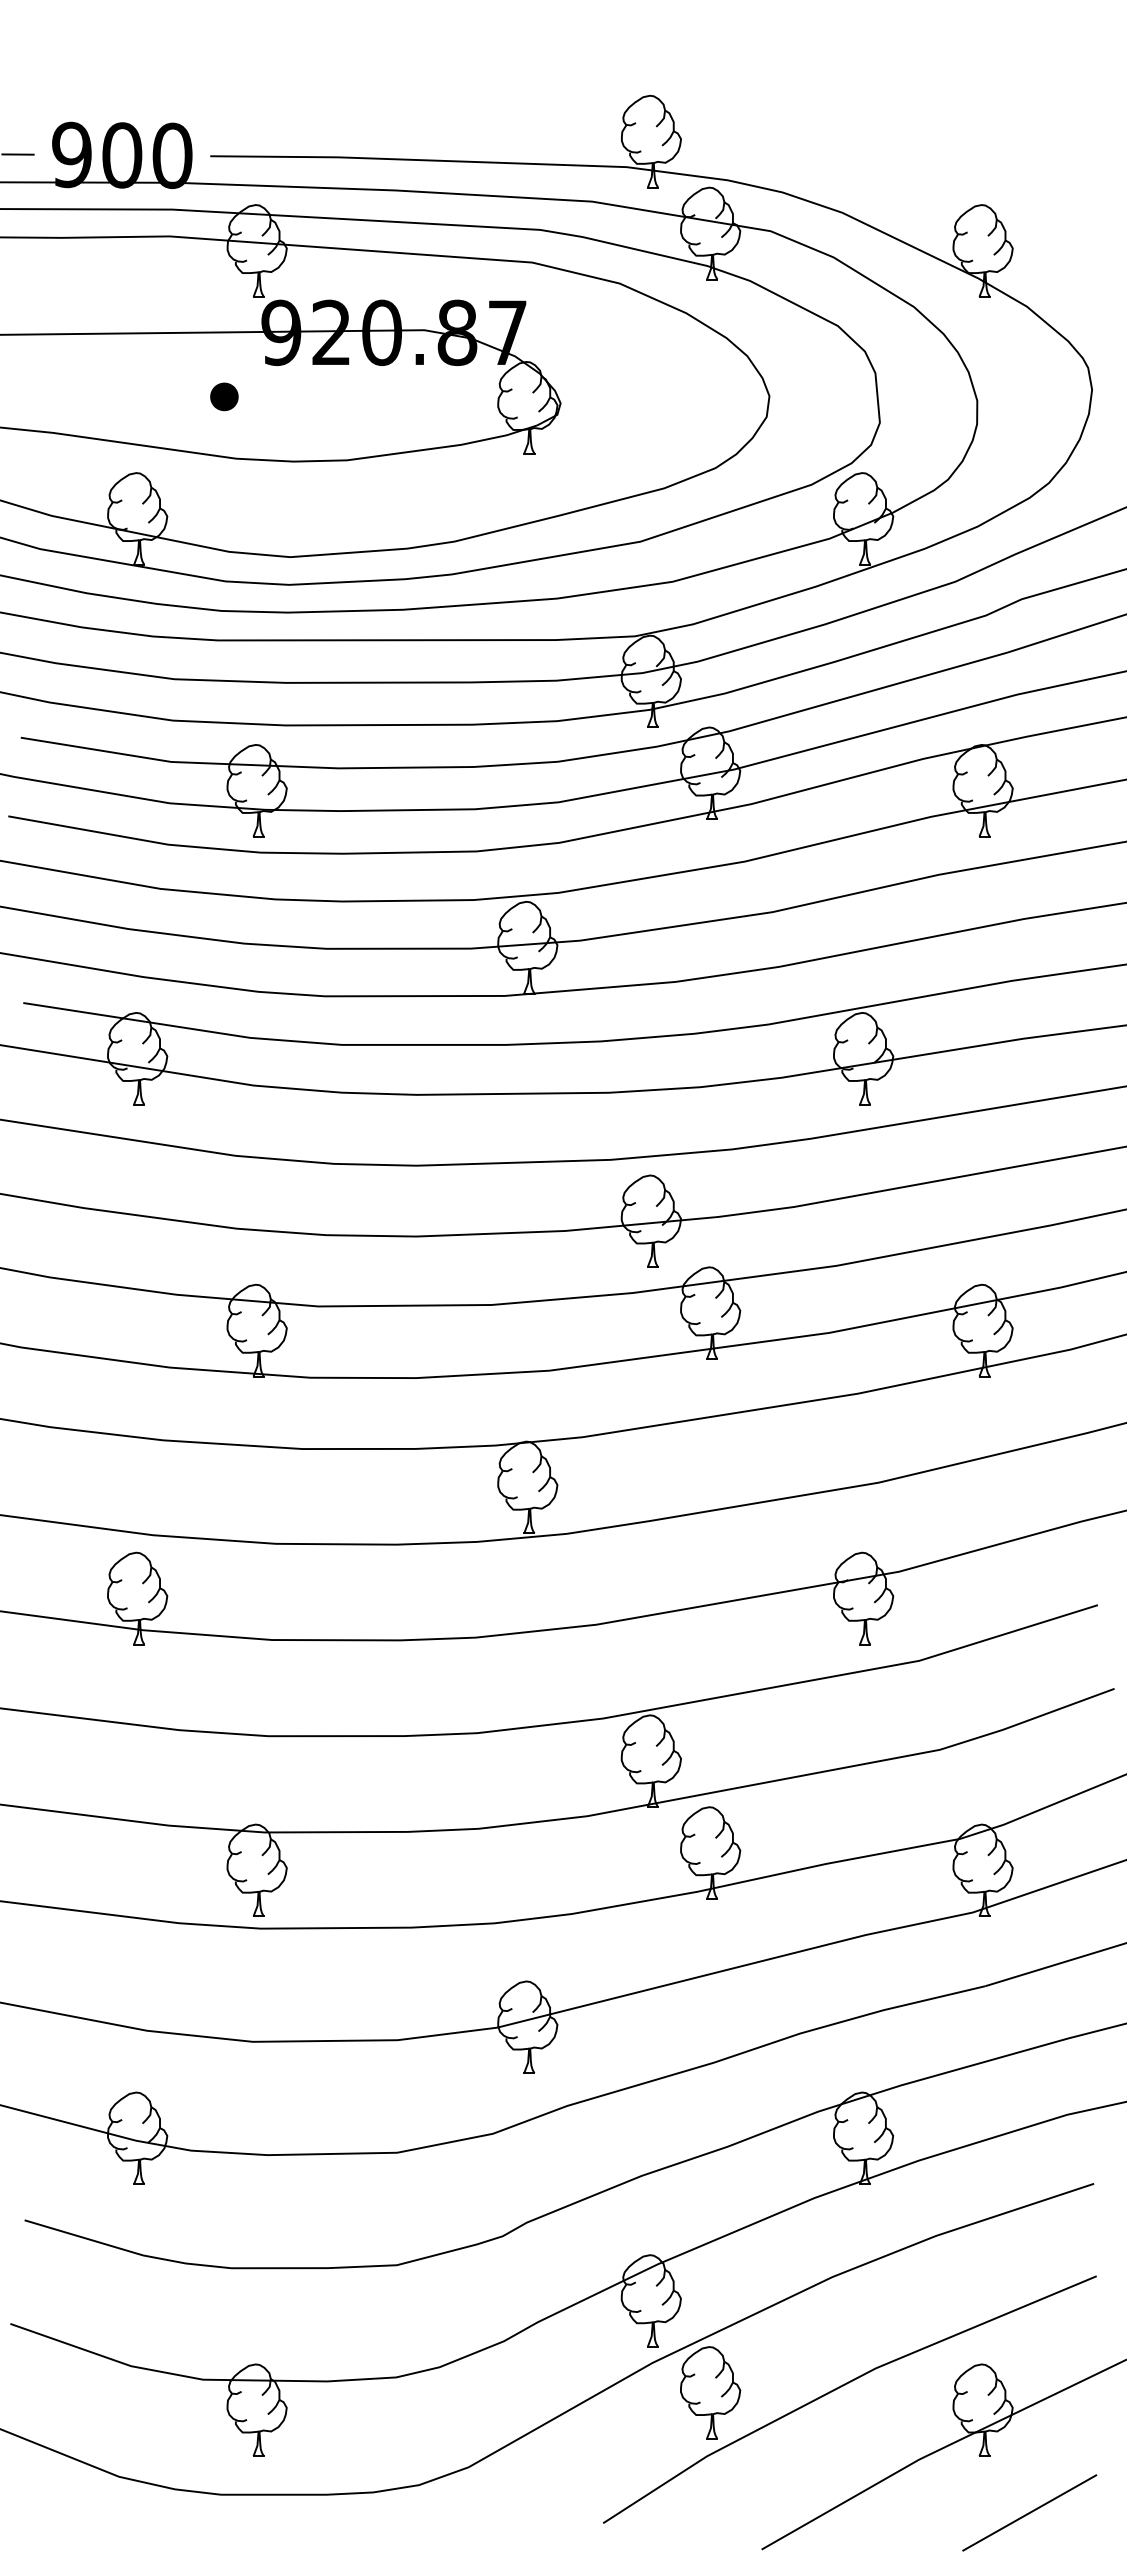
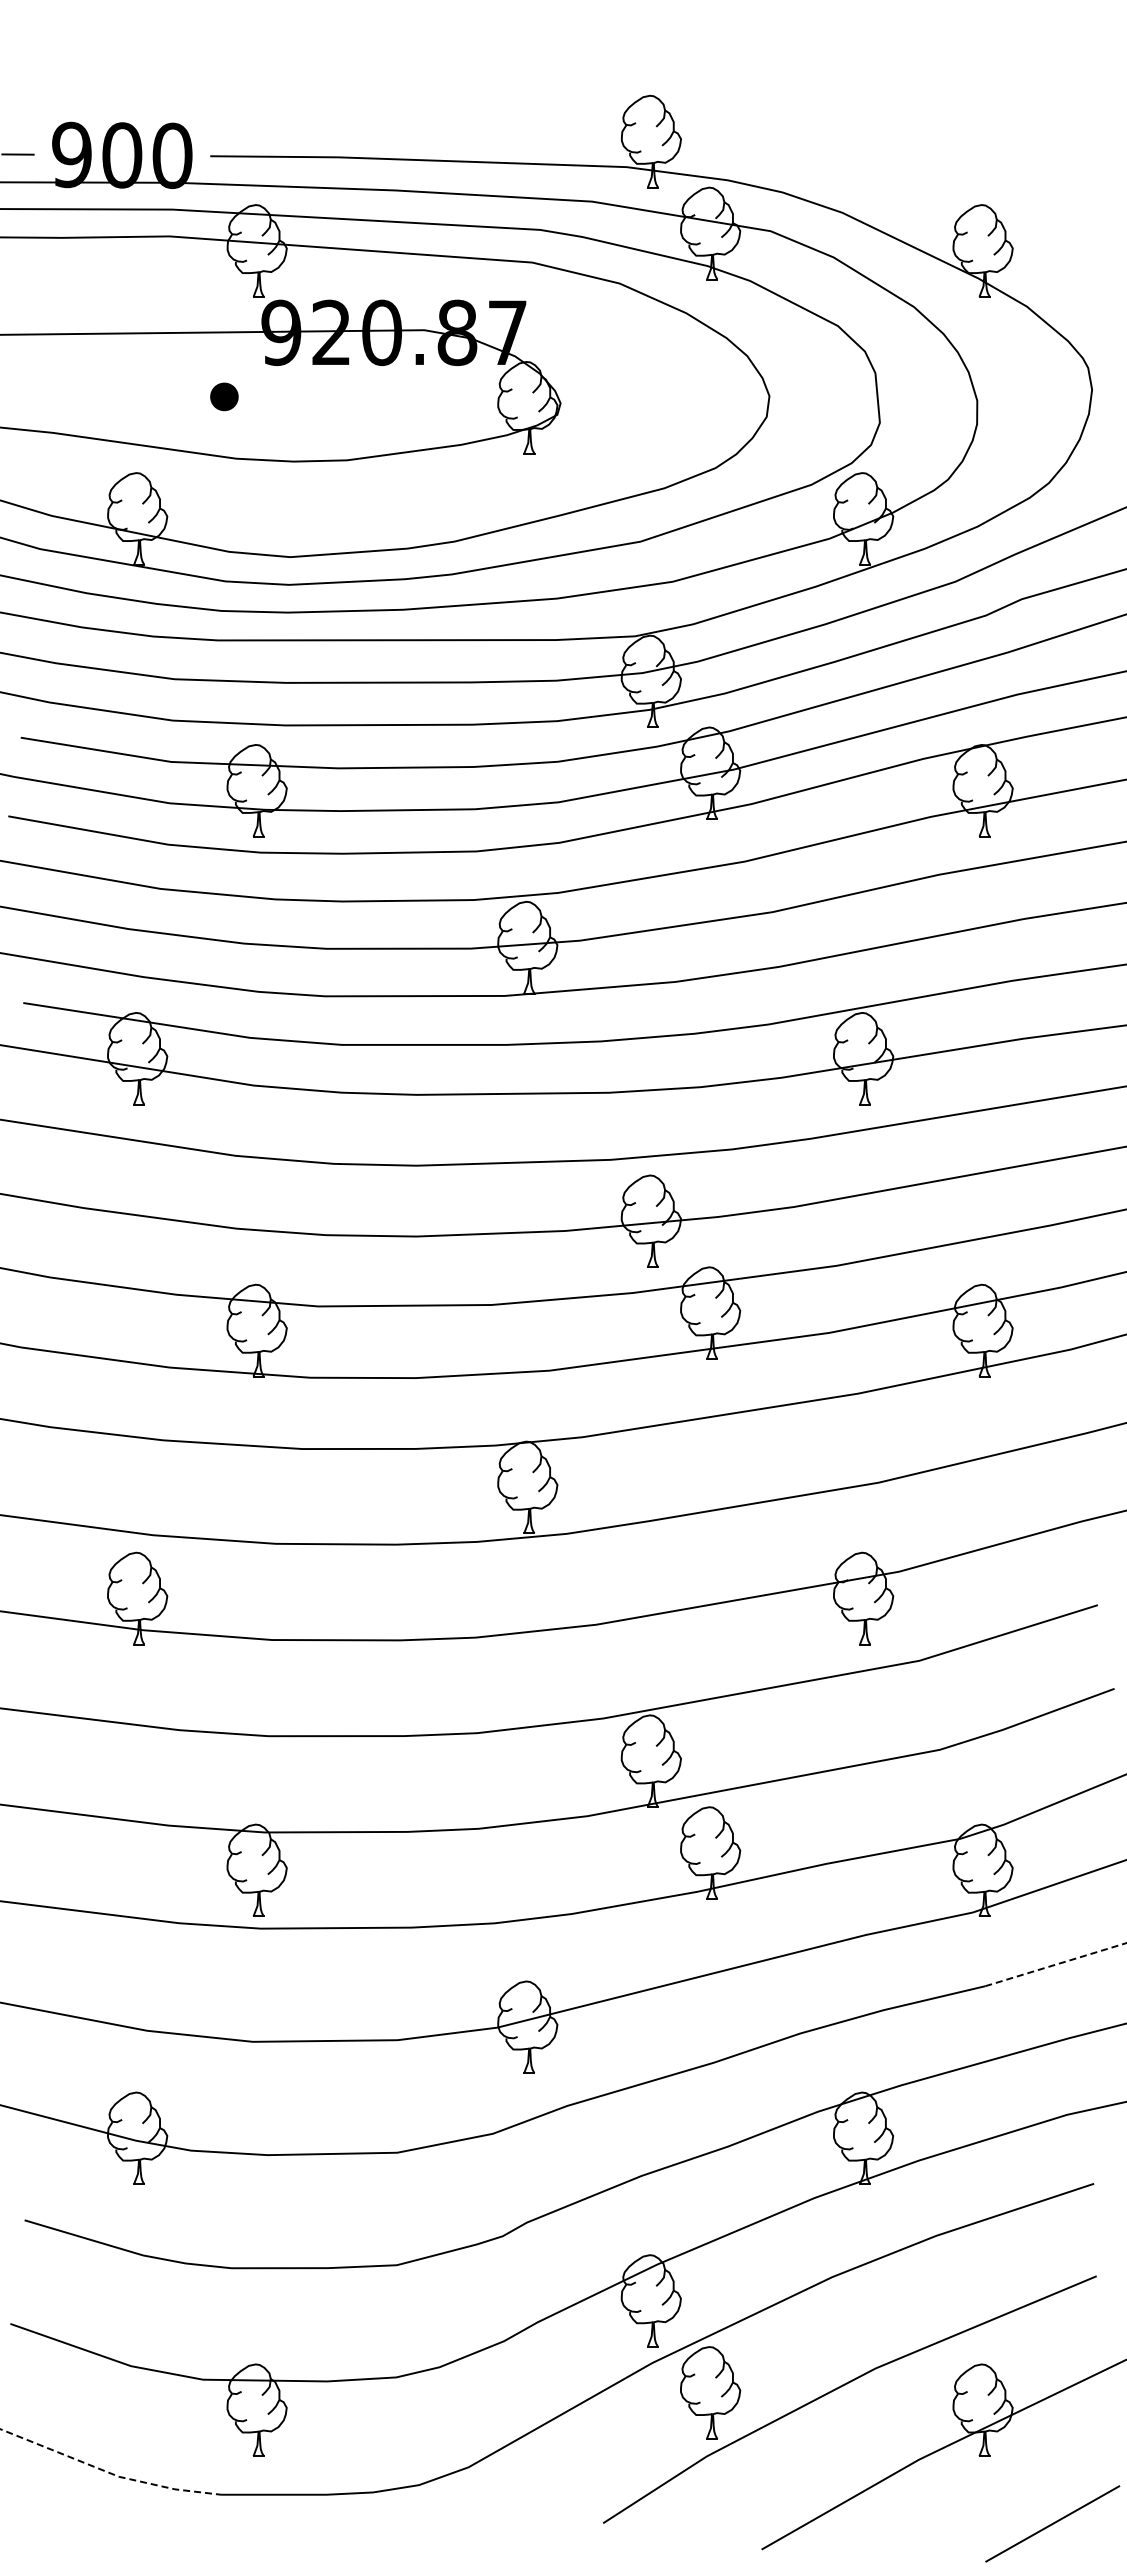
line: solid -> dashed (1056, 1964)
line: solid -> dashed (109, 2473)
line position: (1029, 2512) -> (1052, 2523) (1052, 2523)
